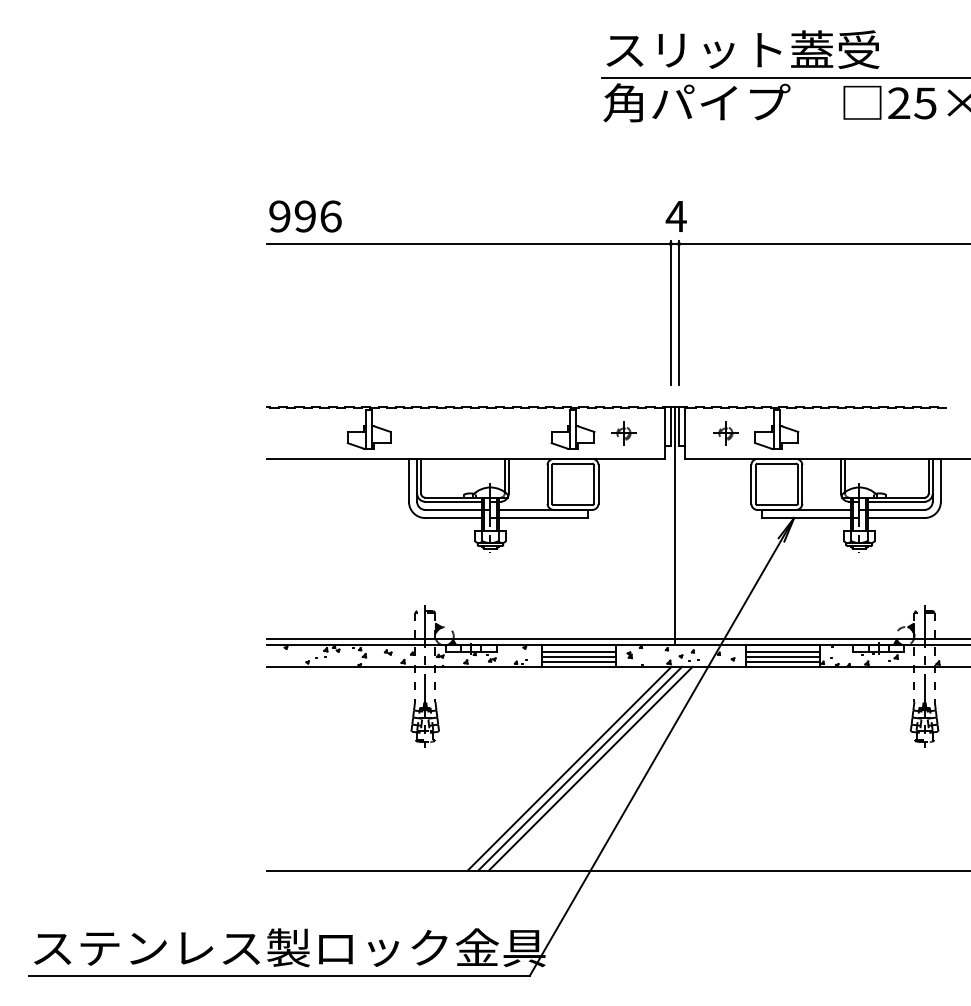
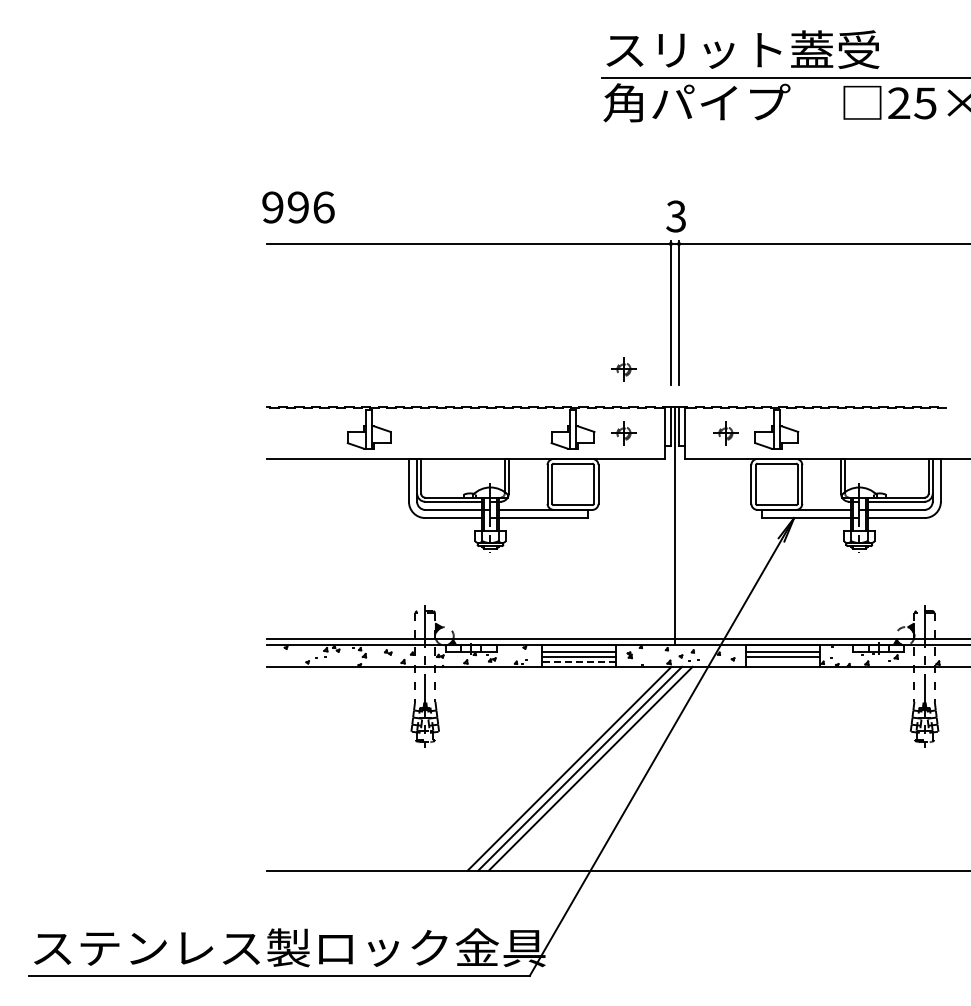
text position: (305, 216) -> (298, 207) (298, 207)
text: 4 -> 3 (675, 216)
part: none -> present (623, 369)
line: solid -> dashed (578, 661)
line: present -> none (782, 661)
